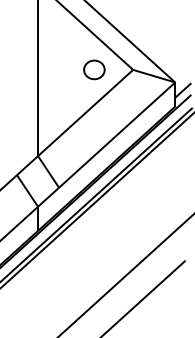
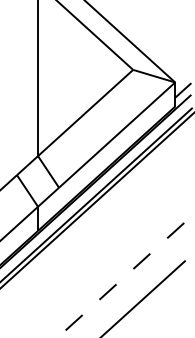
part: present -> none (94, 69)
line: solid -> dashed (126, 275)
